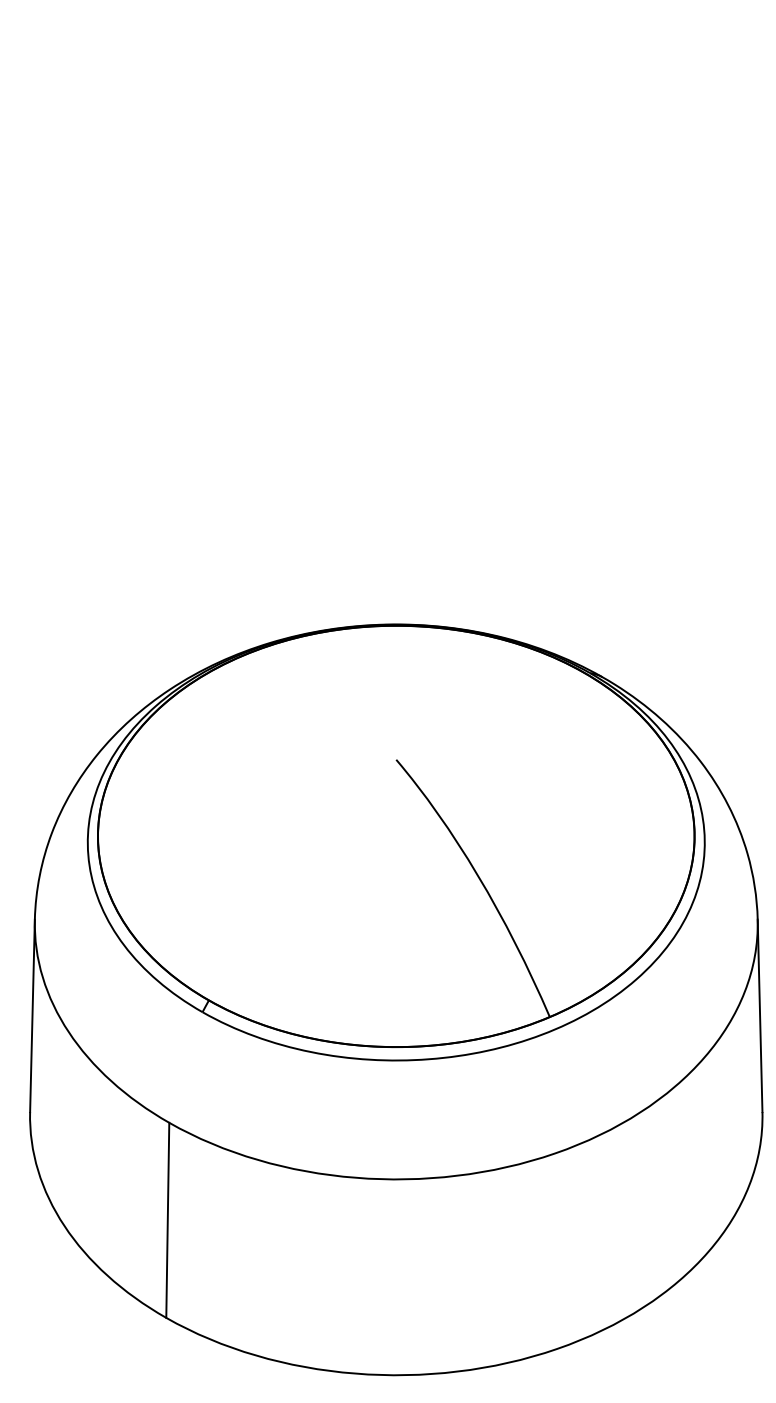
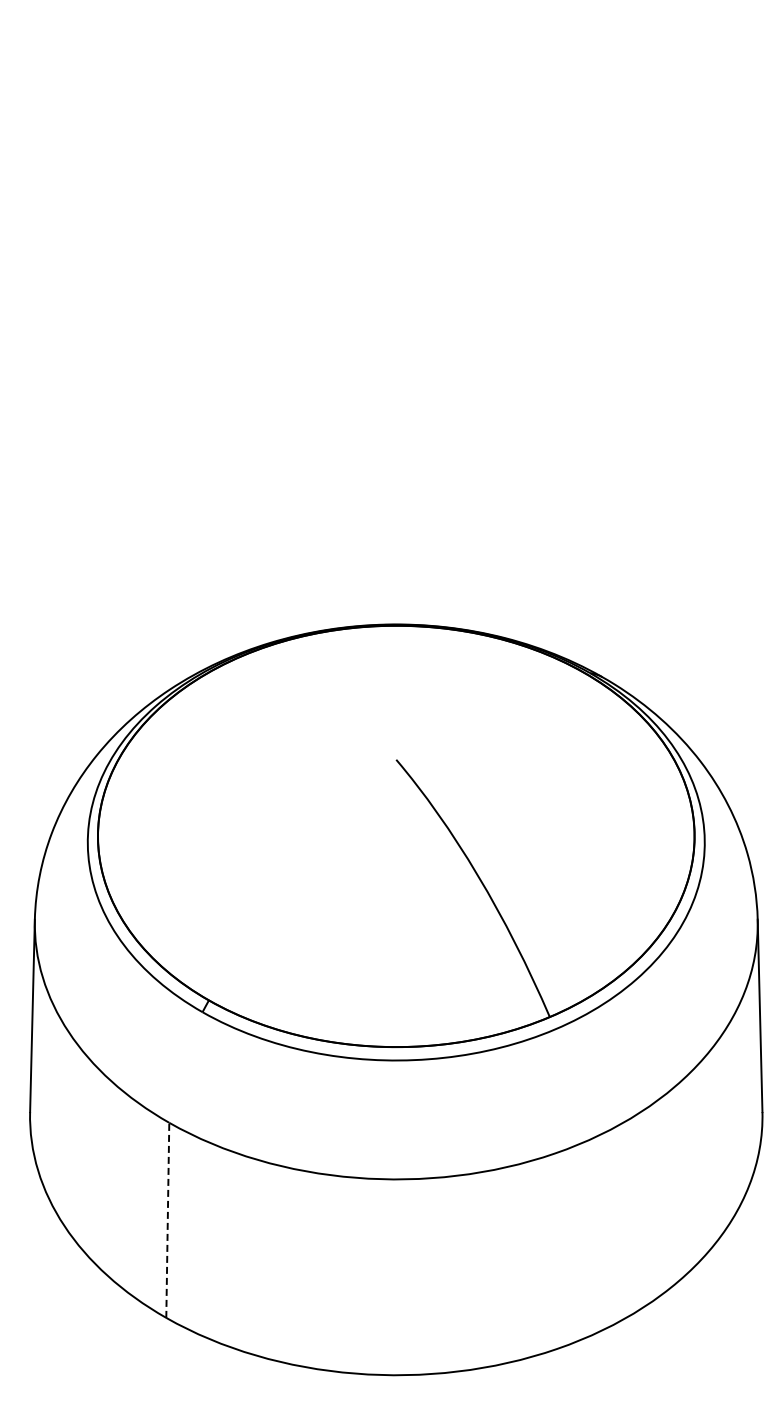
line: solid -> dashed (167, 1220)
